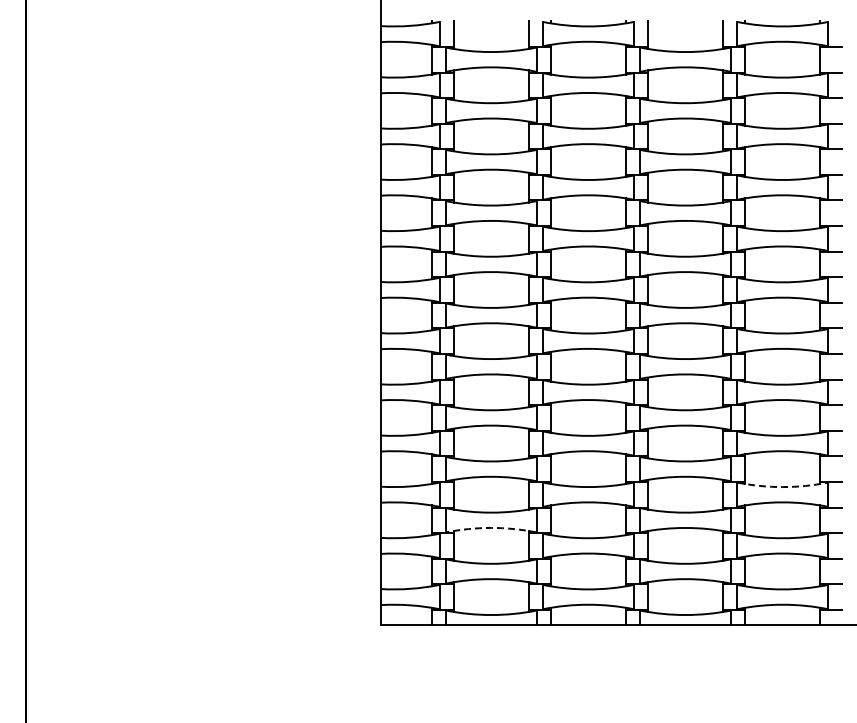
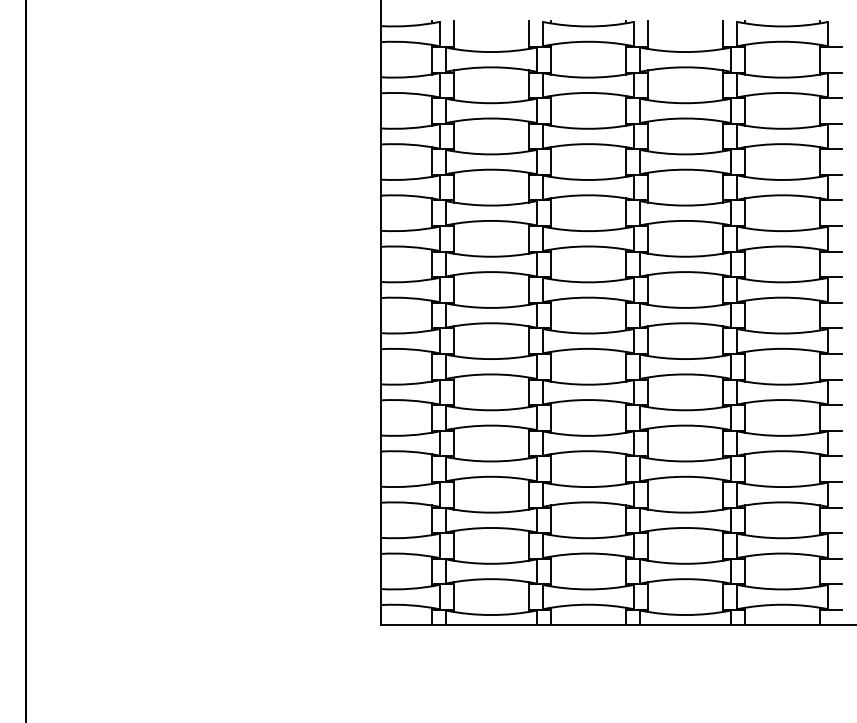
arc: dashed -> solid (782, 487)
arc: dashed -> solid (491, 527)
